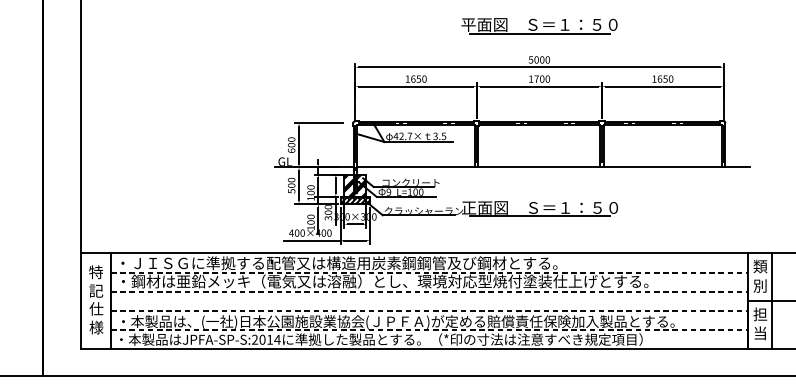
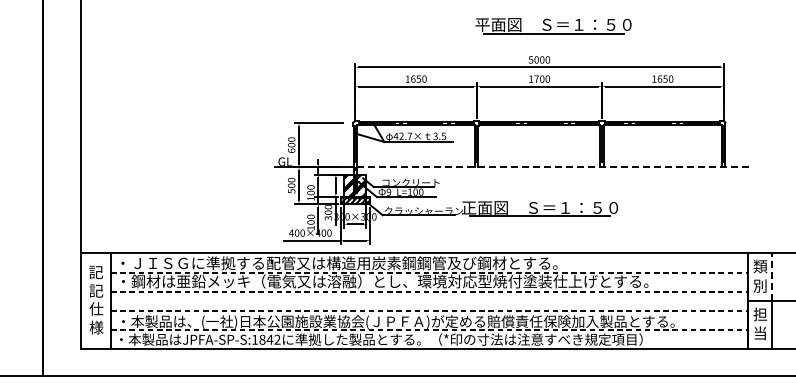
part position: (539, 26) -> (553, 26) (553, 26)
line: solid -> dashed (553, 167)
text: 特 -> 記 (96, 272)
line: solid -> dashed (771, 277)
text: JPFA-SP-S:2014 -> JPFA-SP-S:1842 (266, 339)
